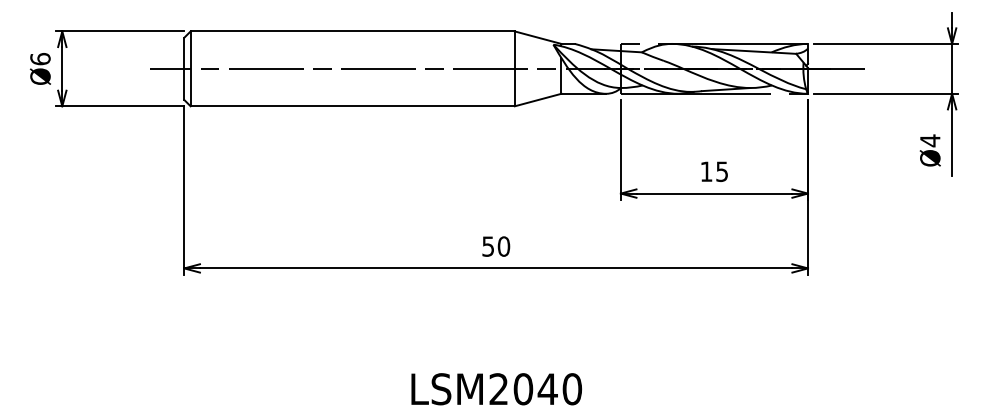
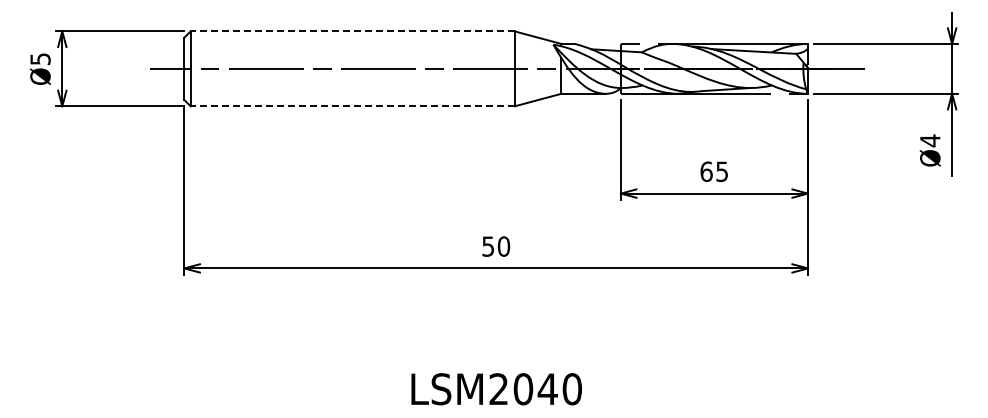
line: solid -> dashed (352, 31)
text: Ø6 -> Ø5 (40, 59)
line: solid -> dashed (352, 106)
text: 15 -> 65 (706, 171)
